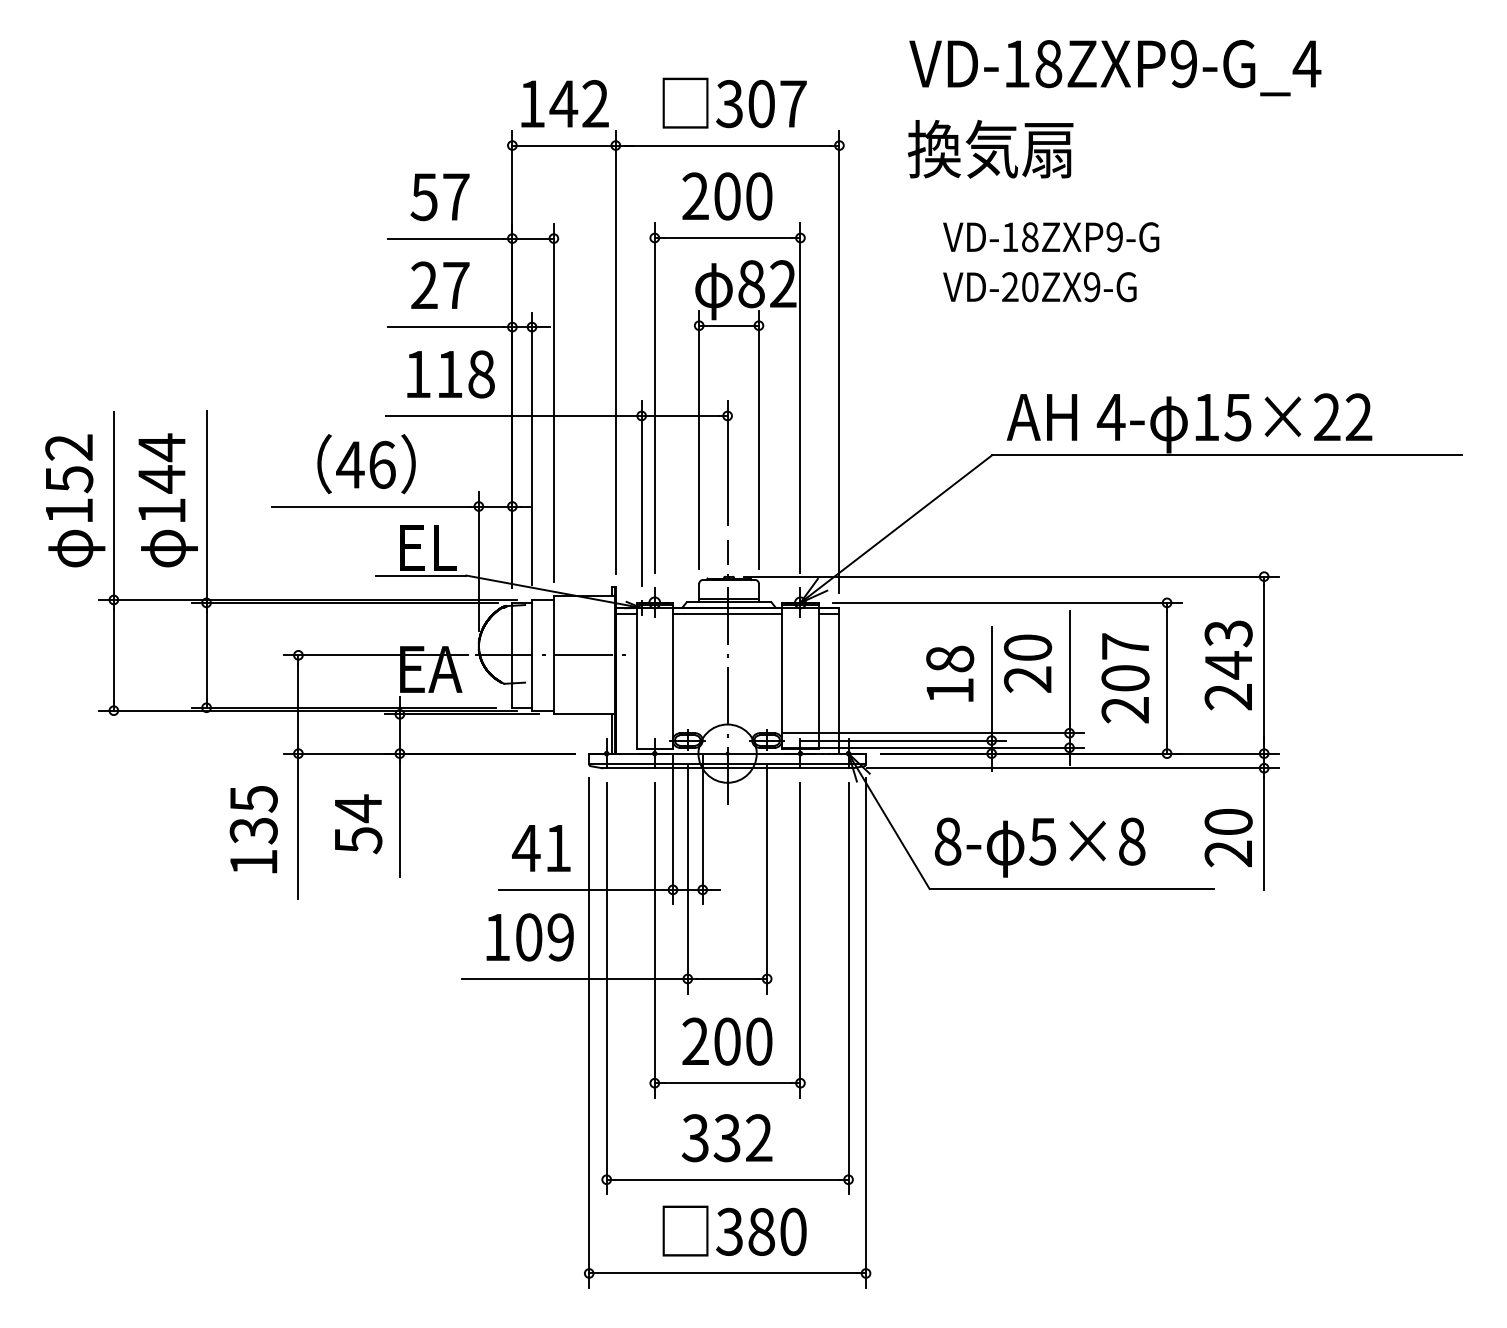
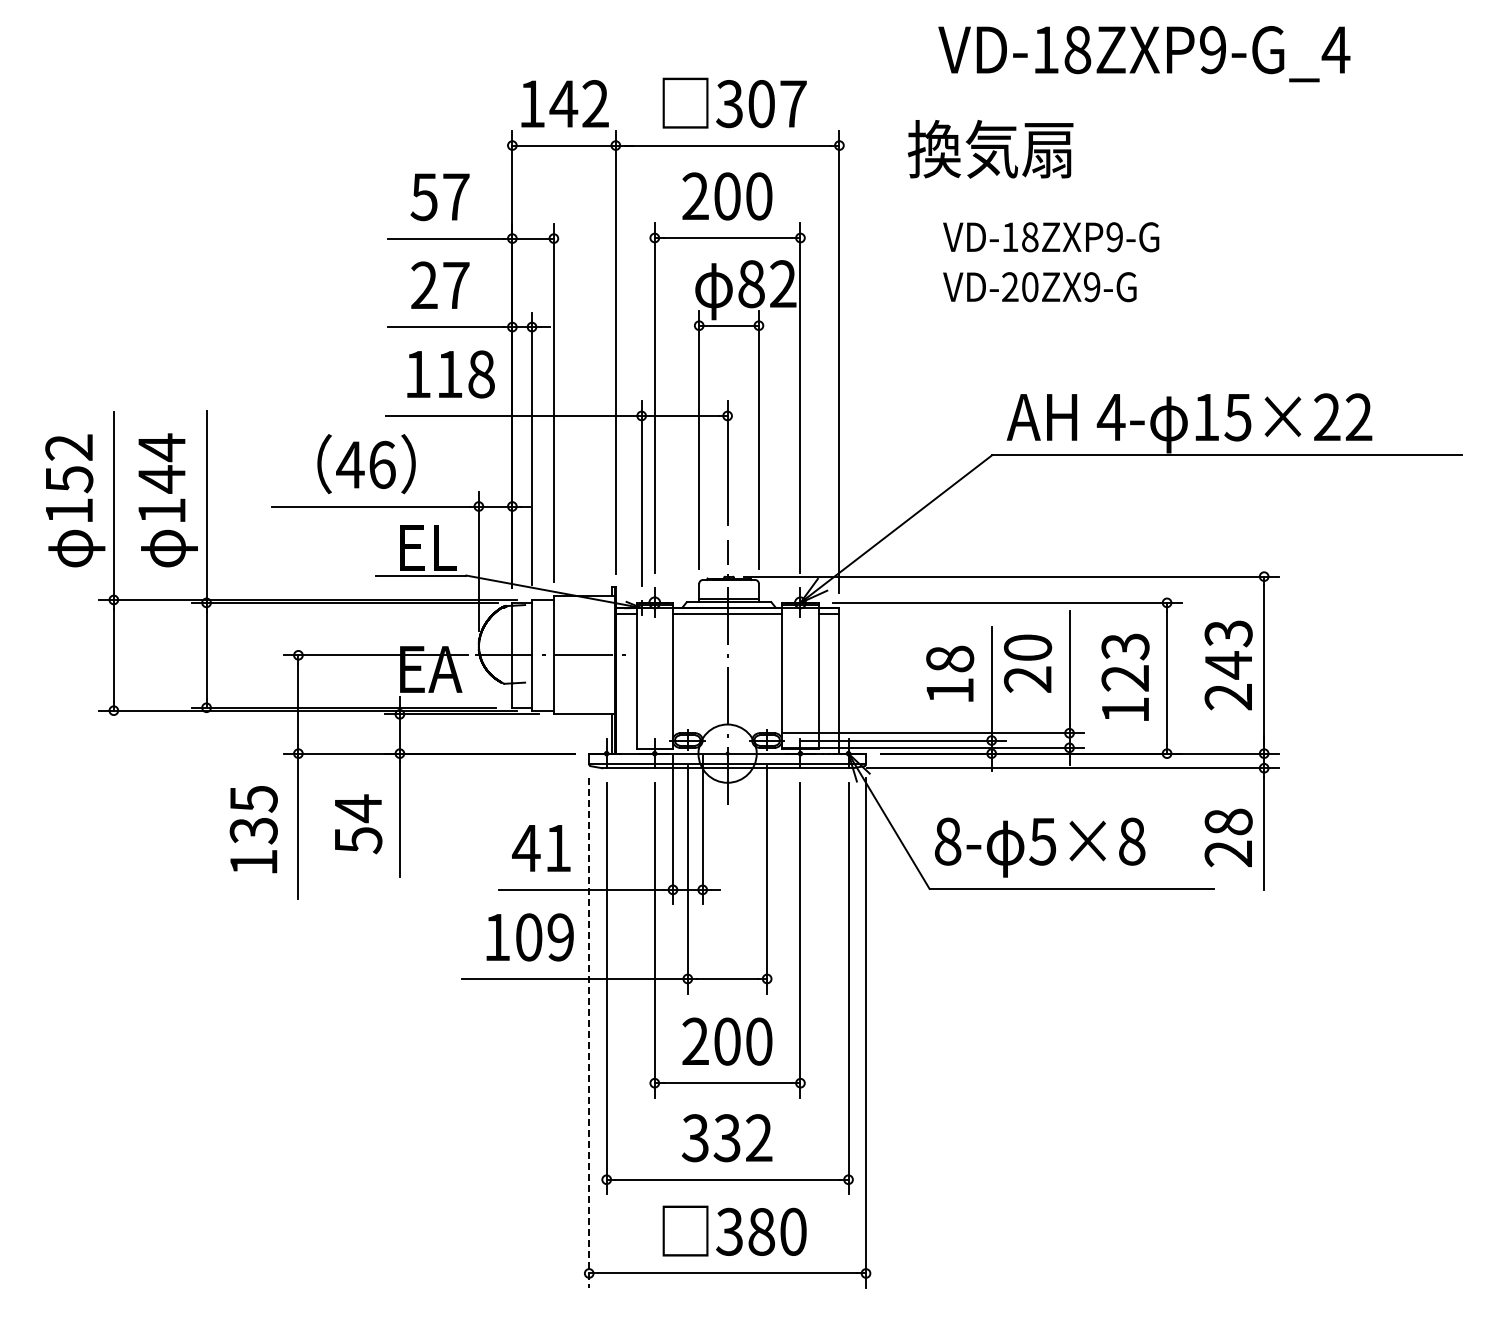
text position: (1115, 68) -> (1144, 54) (1144, 54)
text: 207 -> 123 (1125, 678)
text: 20 -> 28 (1228, 821)
line: solid -> dashed (589, 1033)
